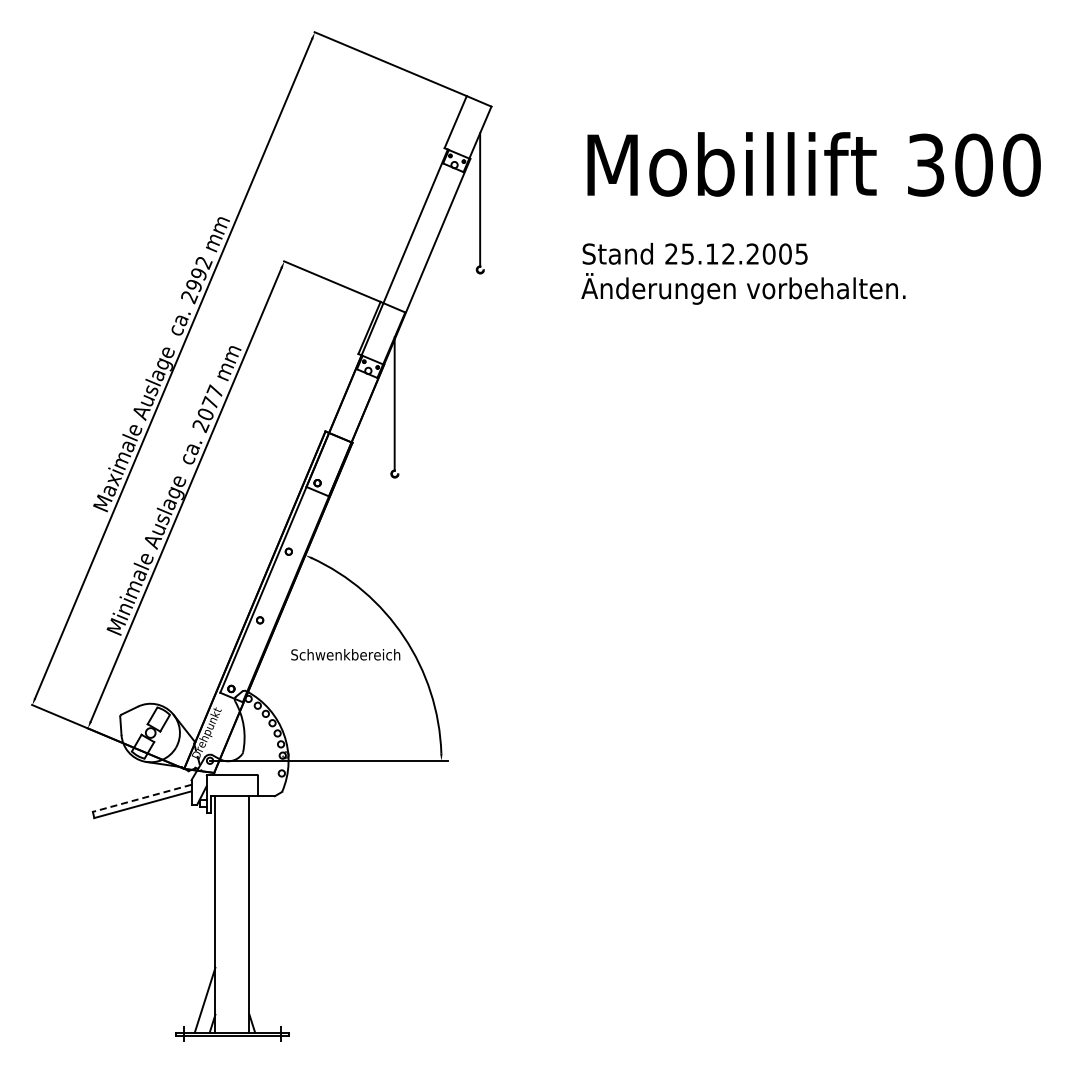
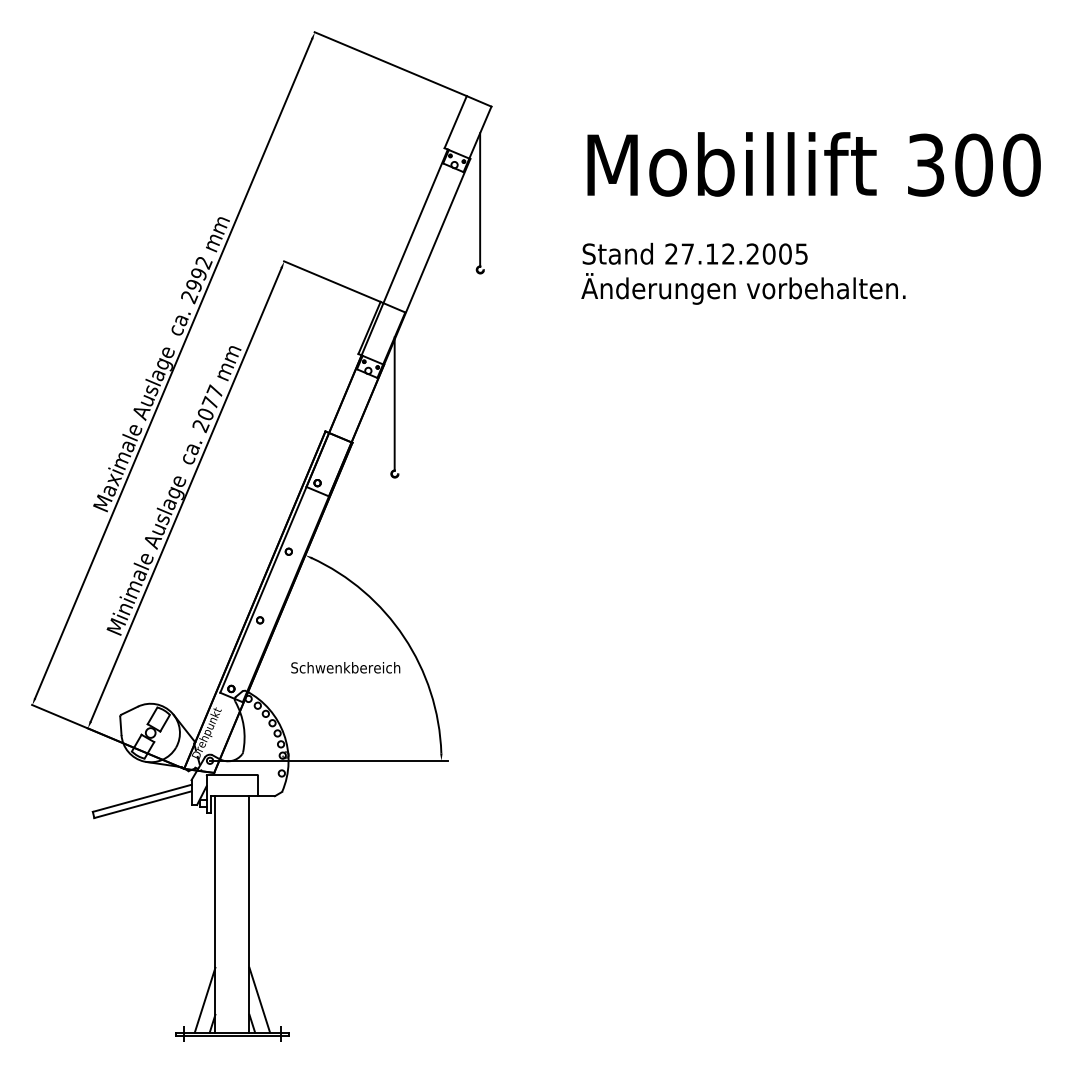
text: 25.12.2005 -> 27.12.2005 (687, 253)
text position: (345, 654) -> (345, 667) (345, 667)
line: dashed -> solid (141, 798)
line: none -> present (259, 999)
